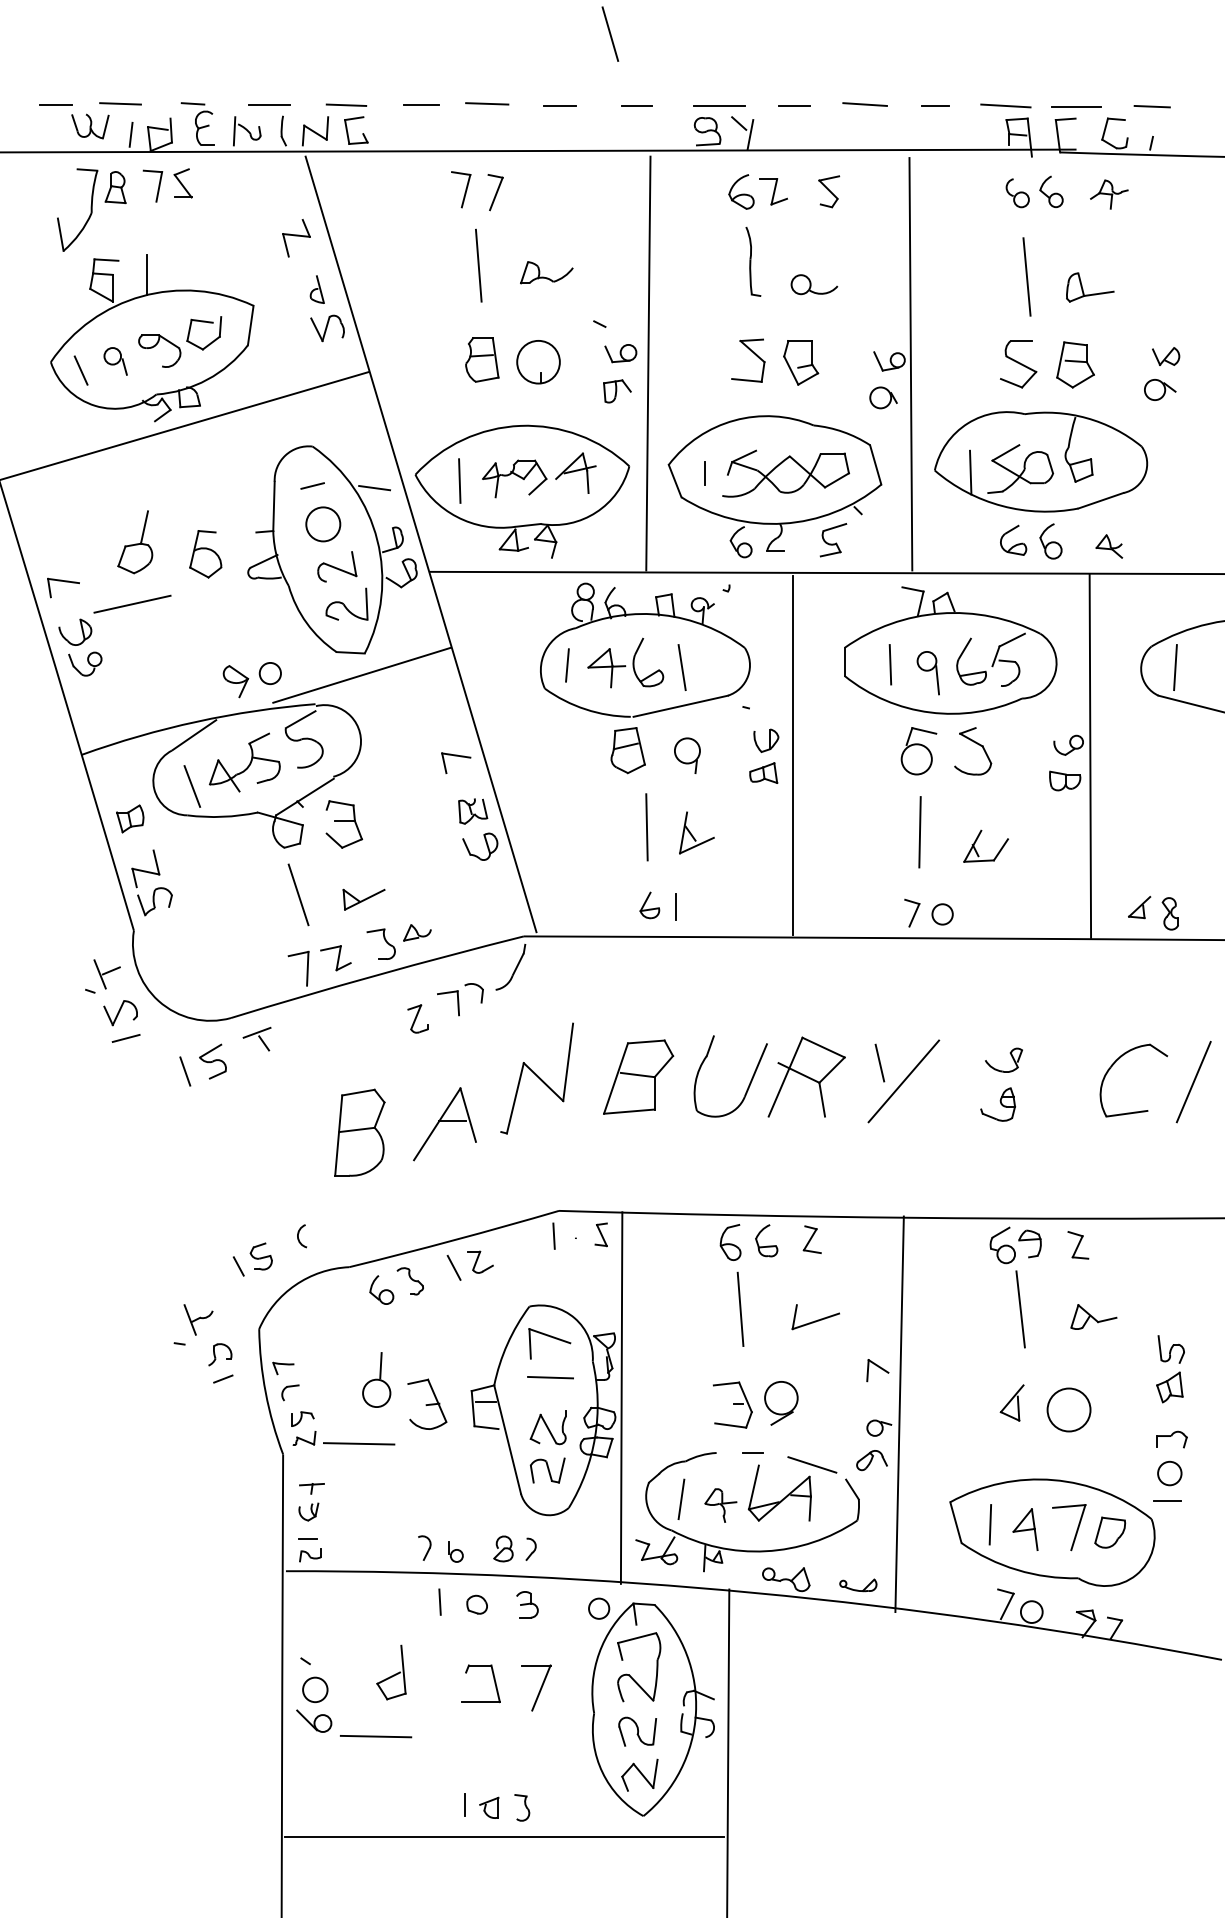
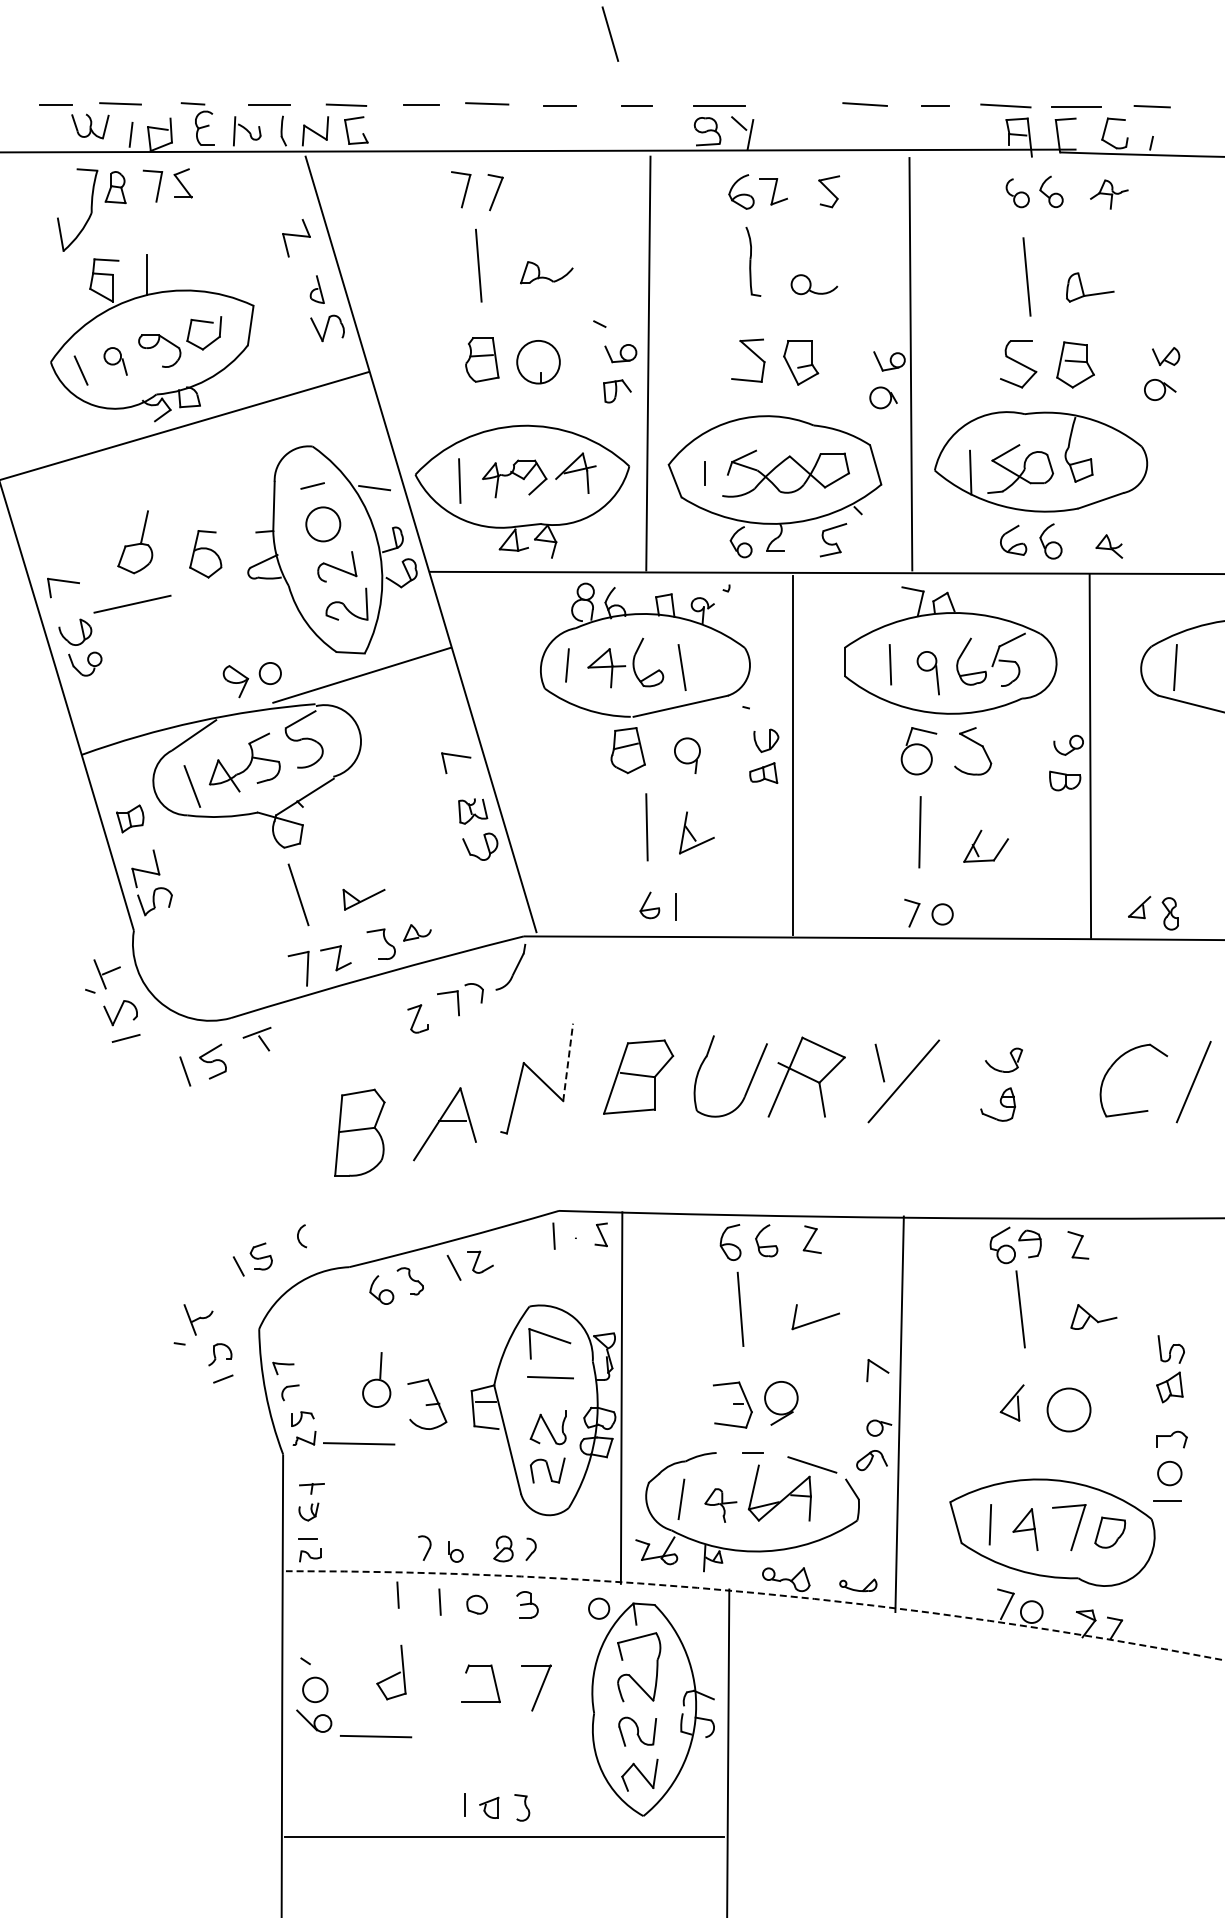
line: present -> none (793, 105)
part: present -> none (344, 824)
line: solid -> dashed (568, 1061)
arc: solid -> dashed (756, 1593)
line: none -> present (397, 1594)
